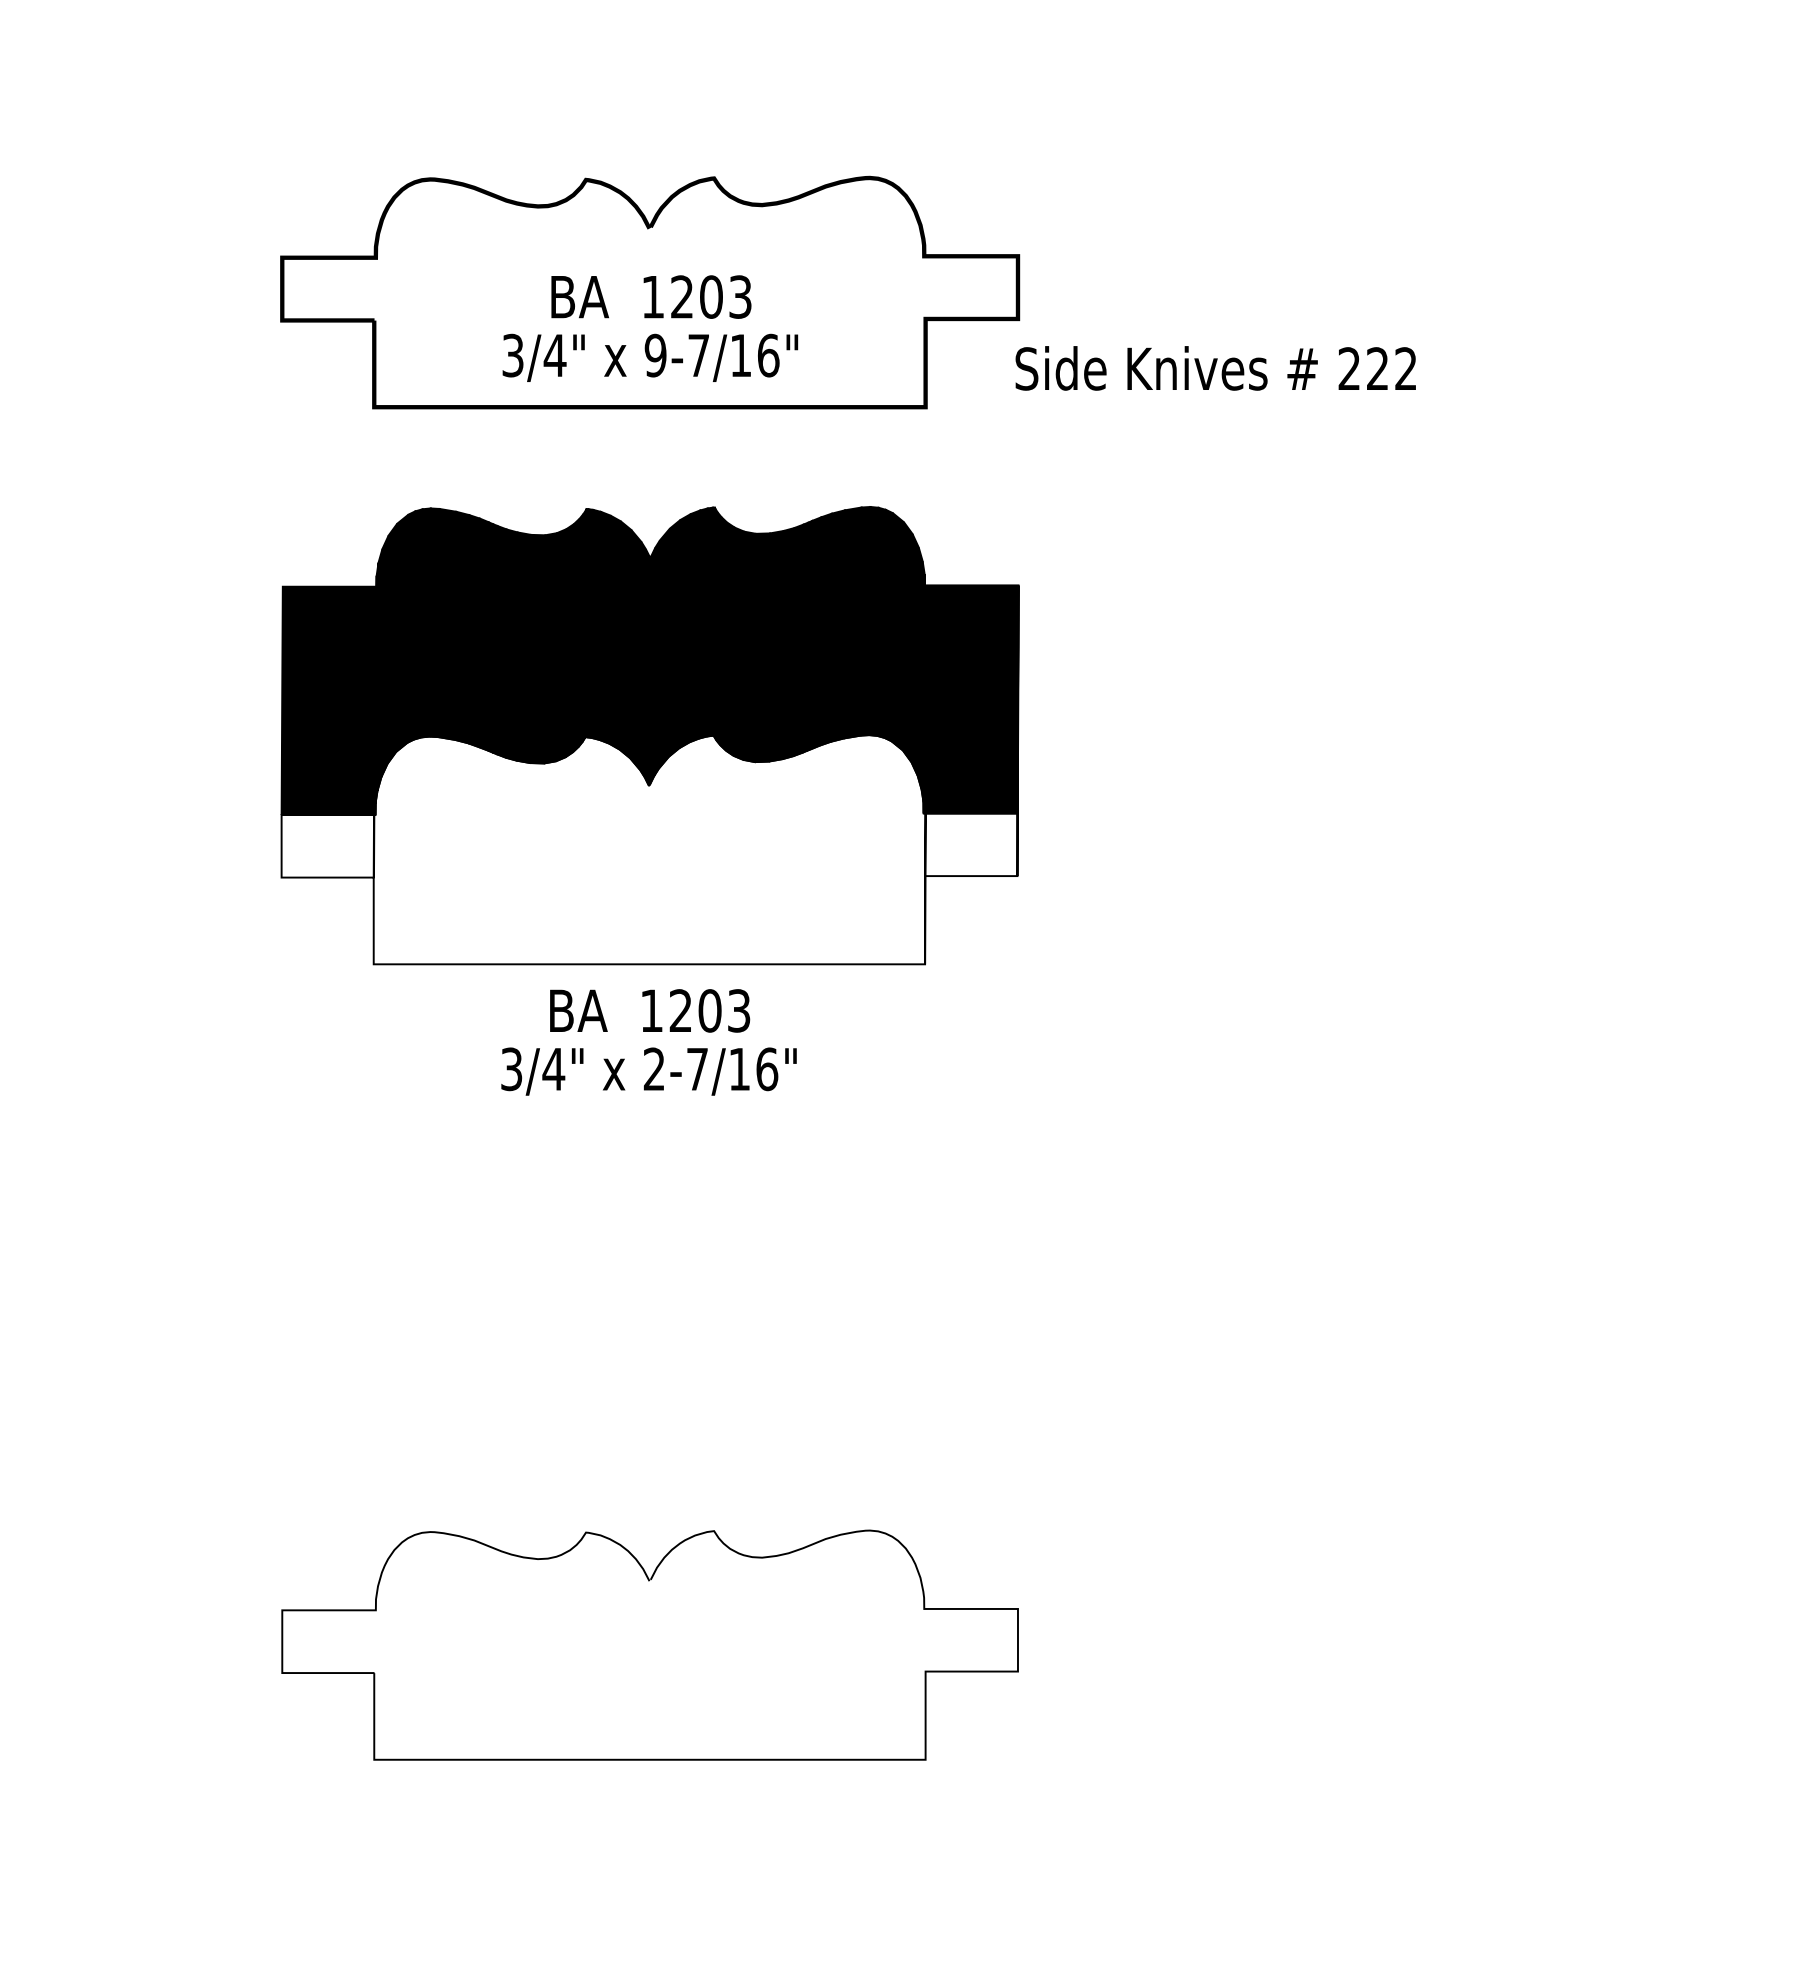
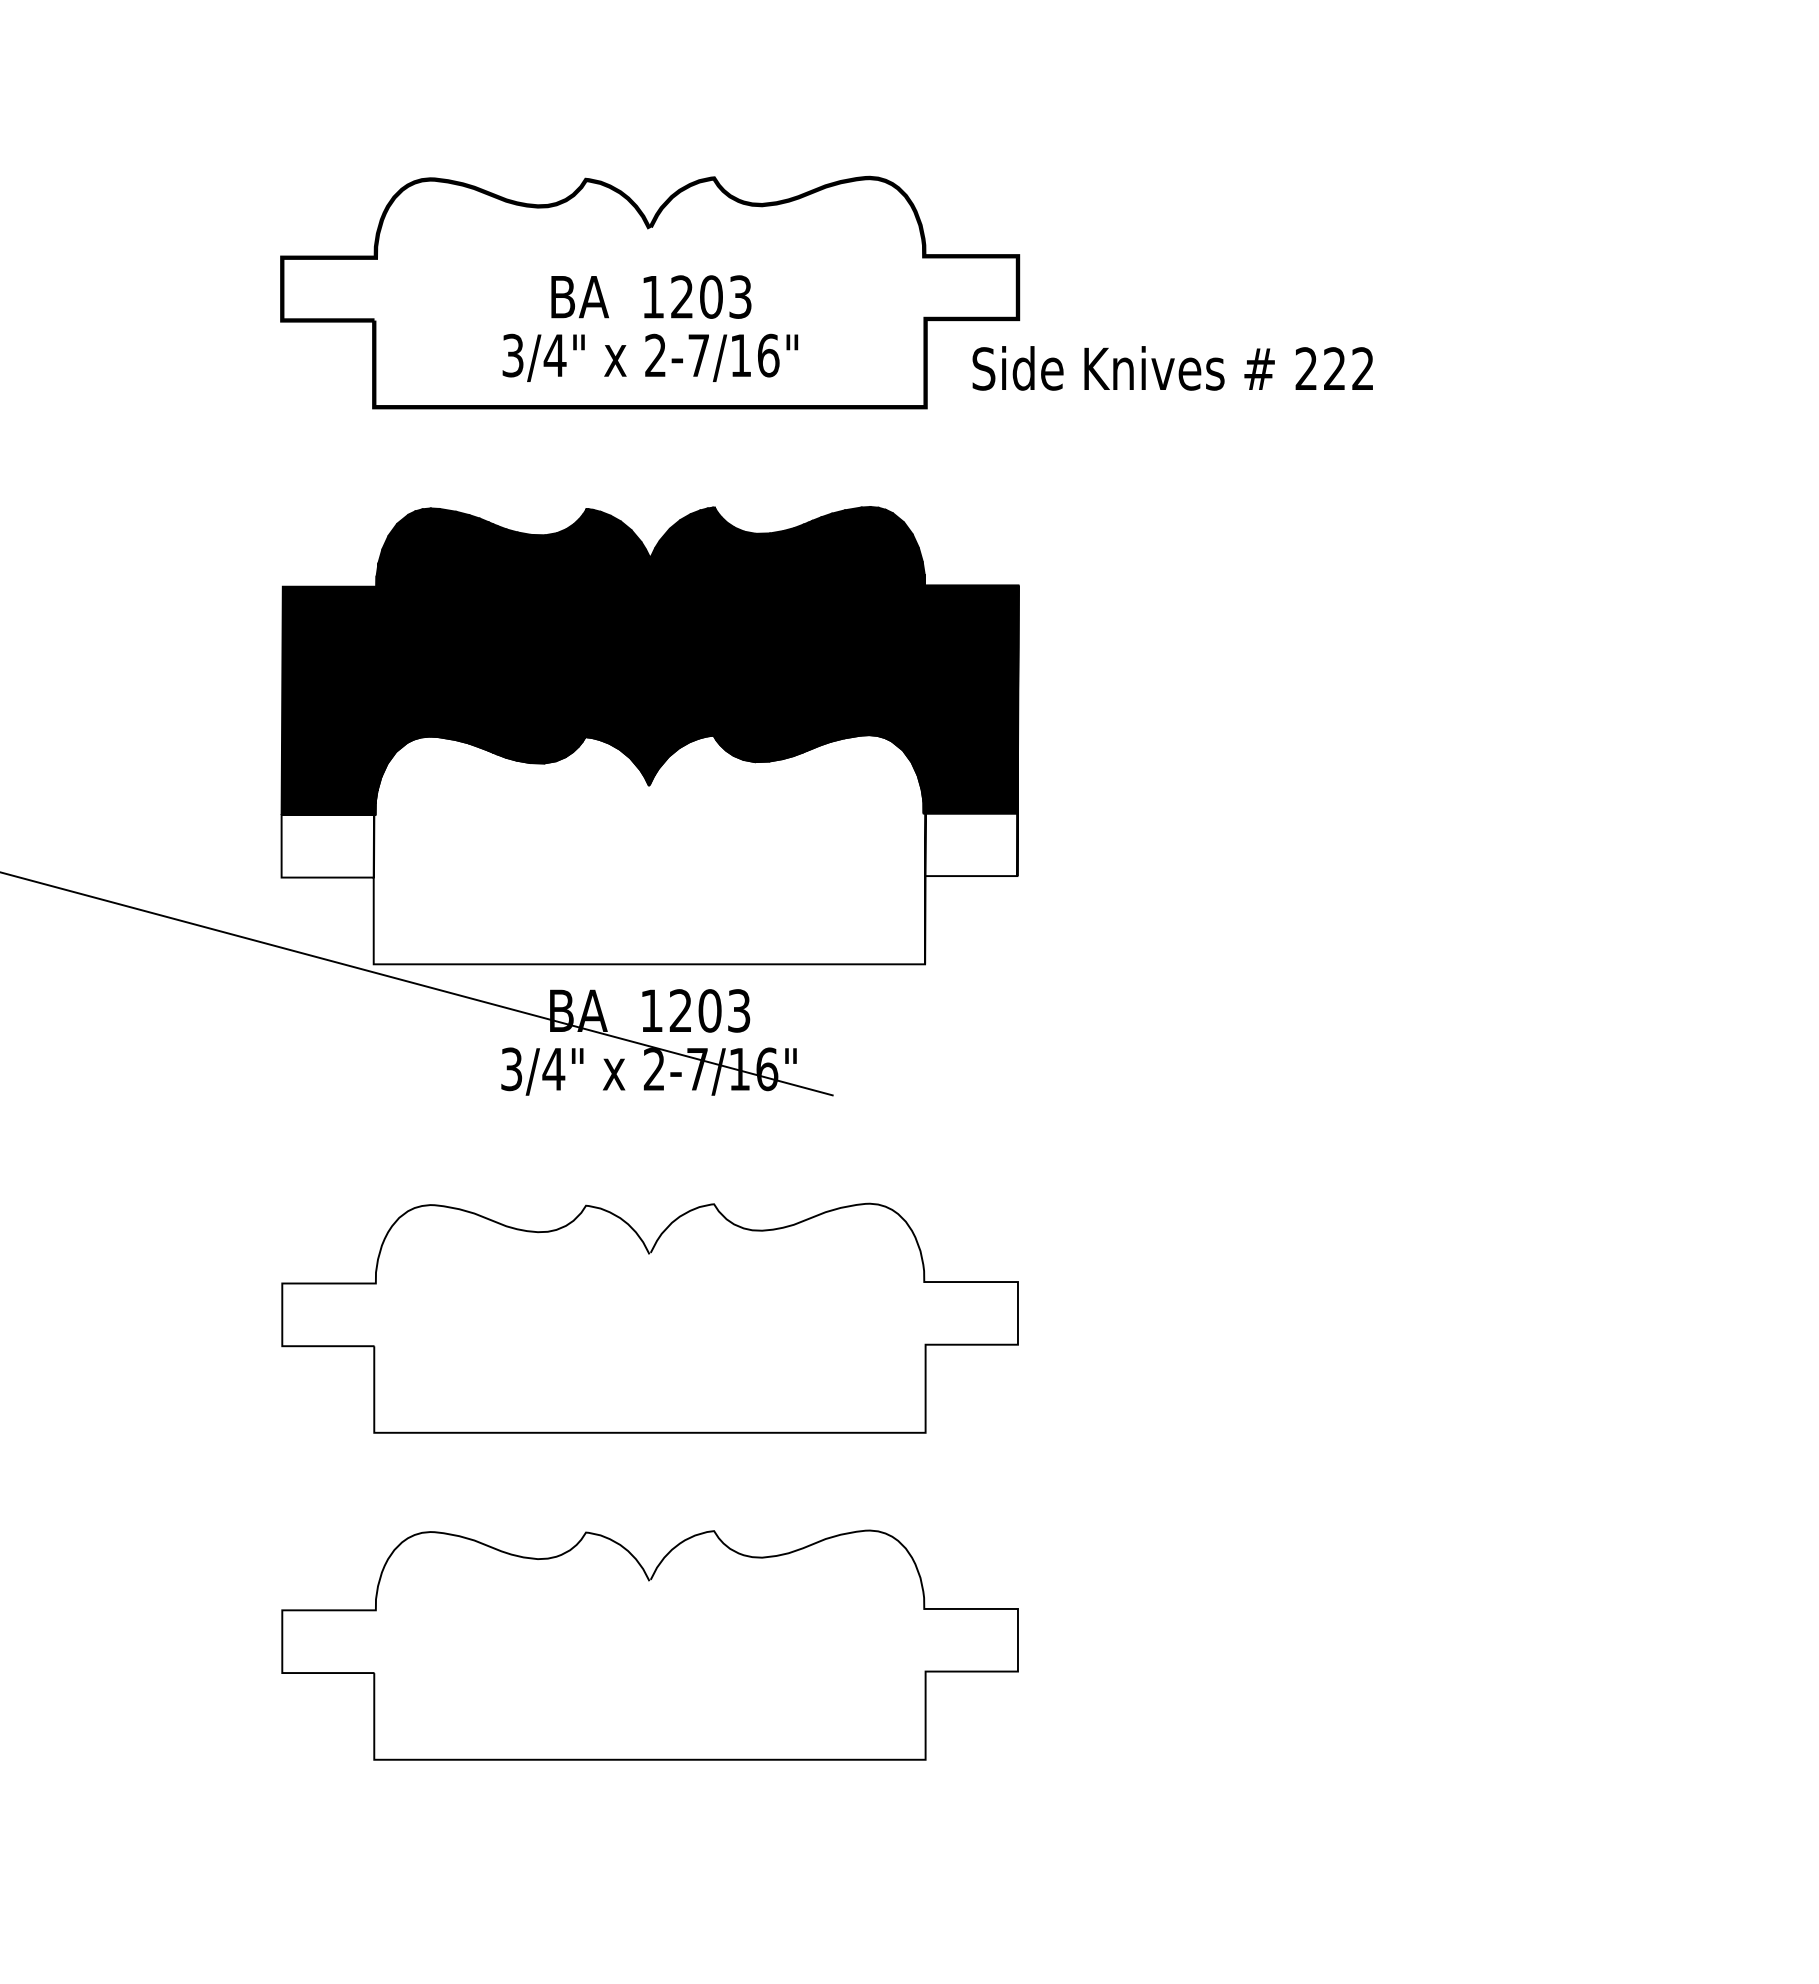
text: 9-7/16" -> 2-7/16" (655, 355)
text position: (1215, 368) -> (1172, 368) (1172, 368)
line: none -> present (417, 983)
part: none -> present (649, 1317)
